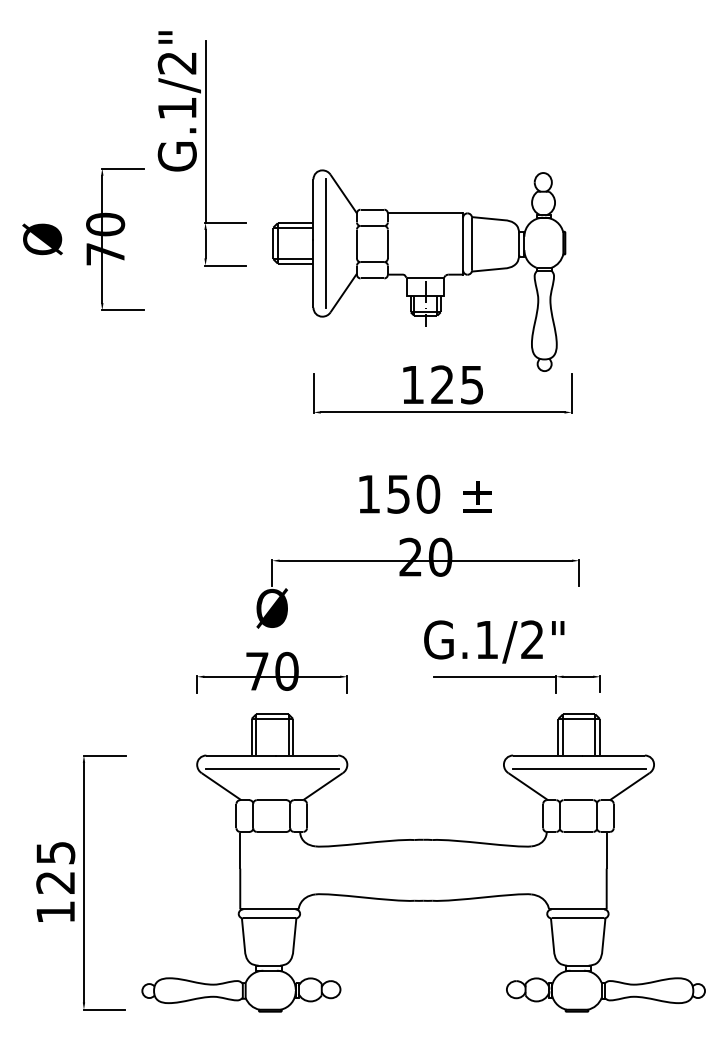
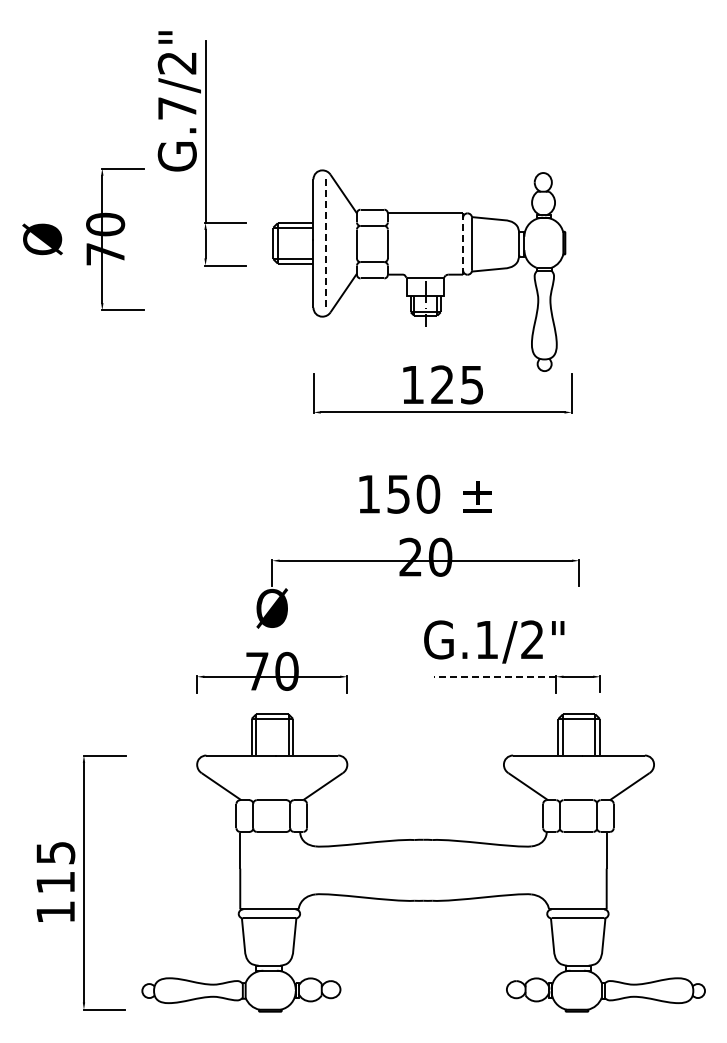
text: G.1/2" -> G.7/2" (177, 108)
line: solid -> dashed (326, 243)
line: solid -> dashed (463, 244)
line: solid -> dashed (494, 676)
line: present -> none (272, 768)
line: present -> none (578, 768)
text: 125 -> 115 (55, 882)
